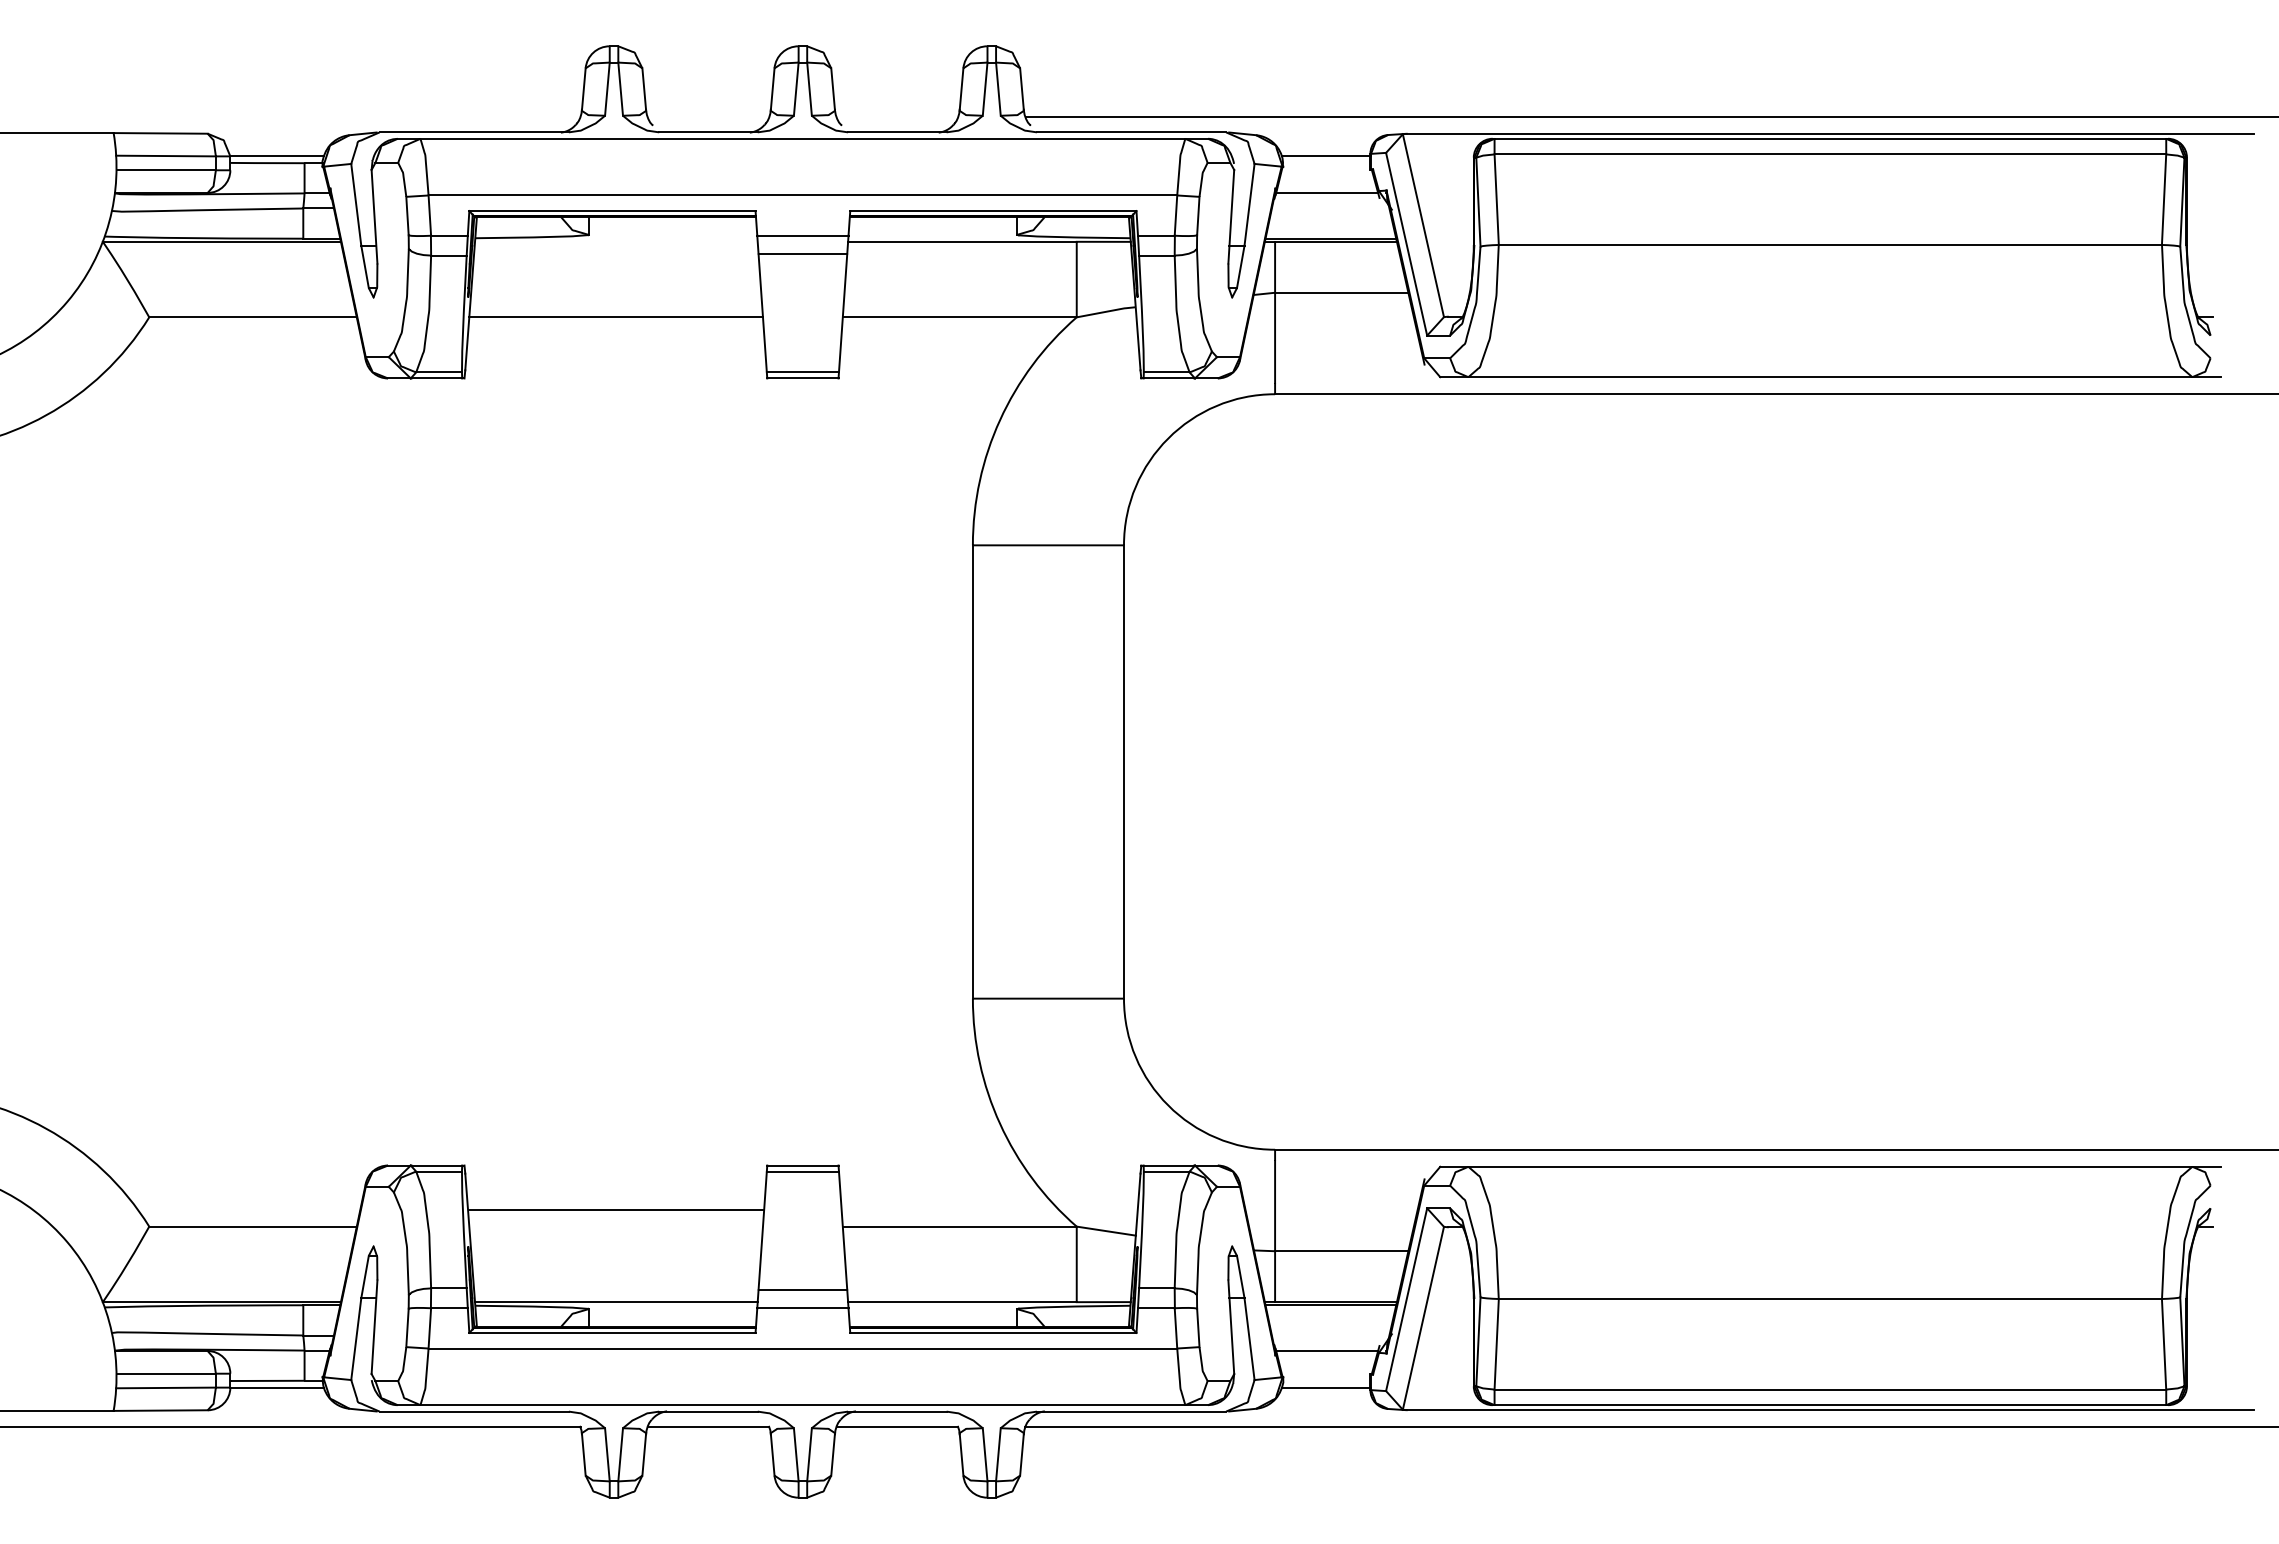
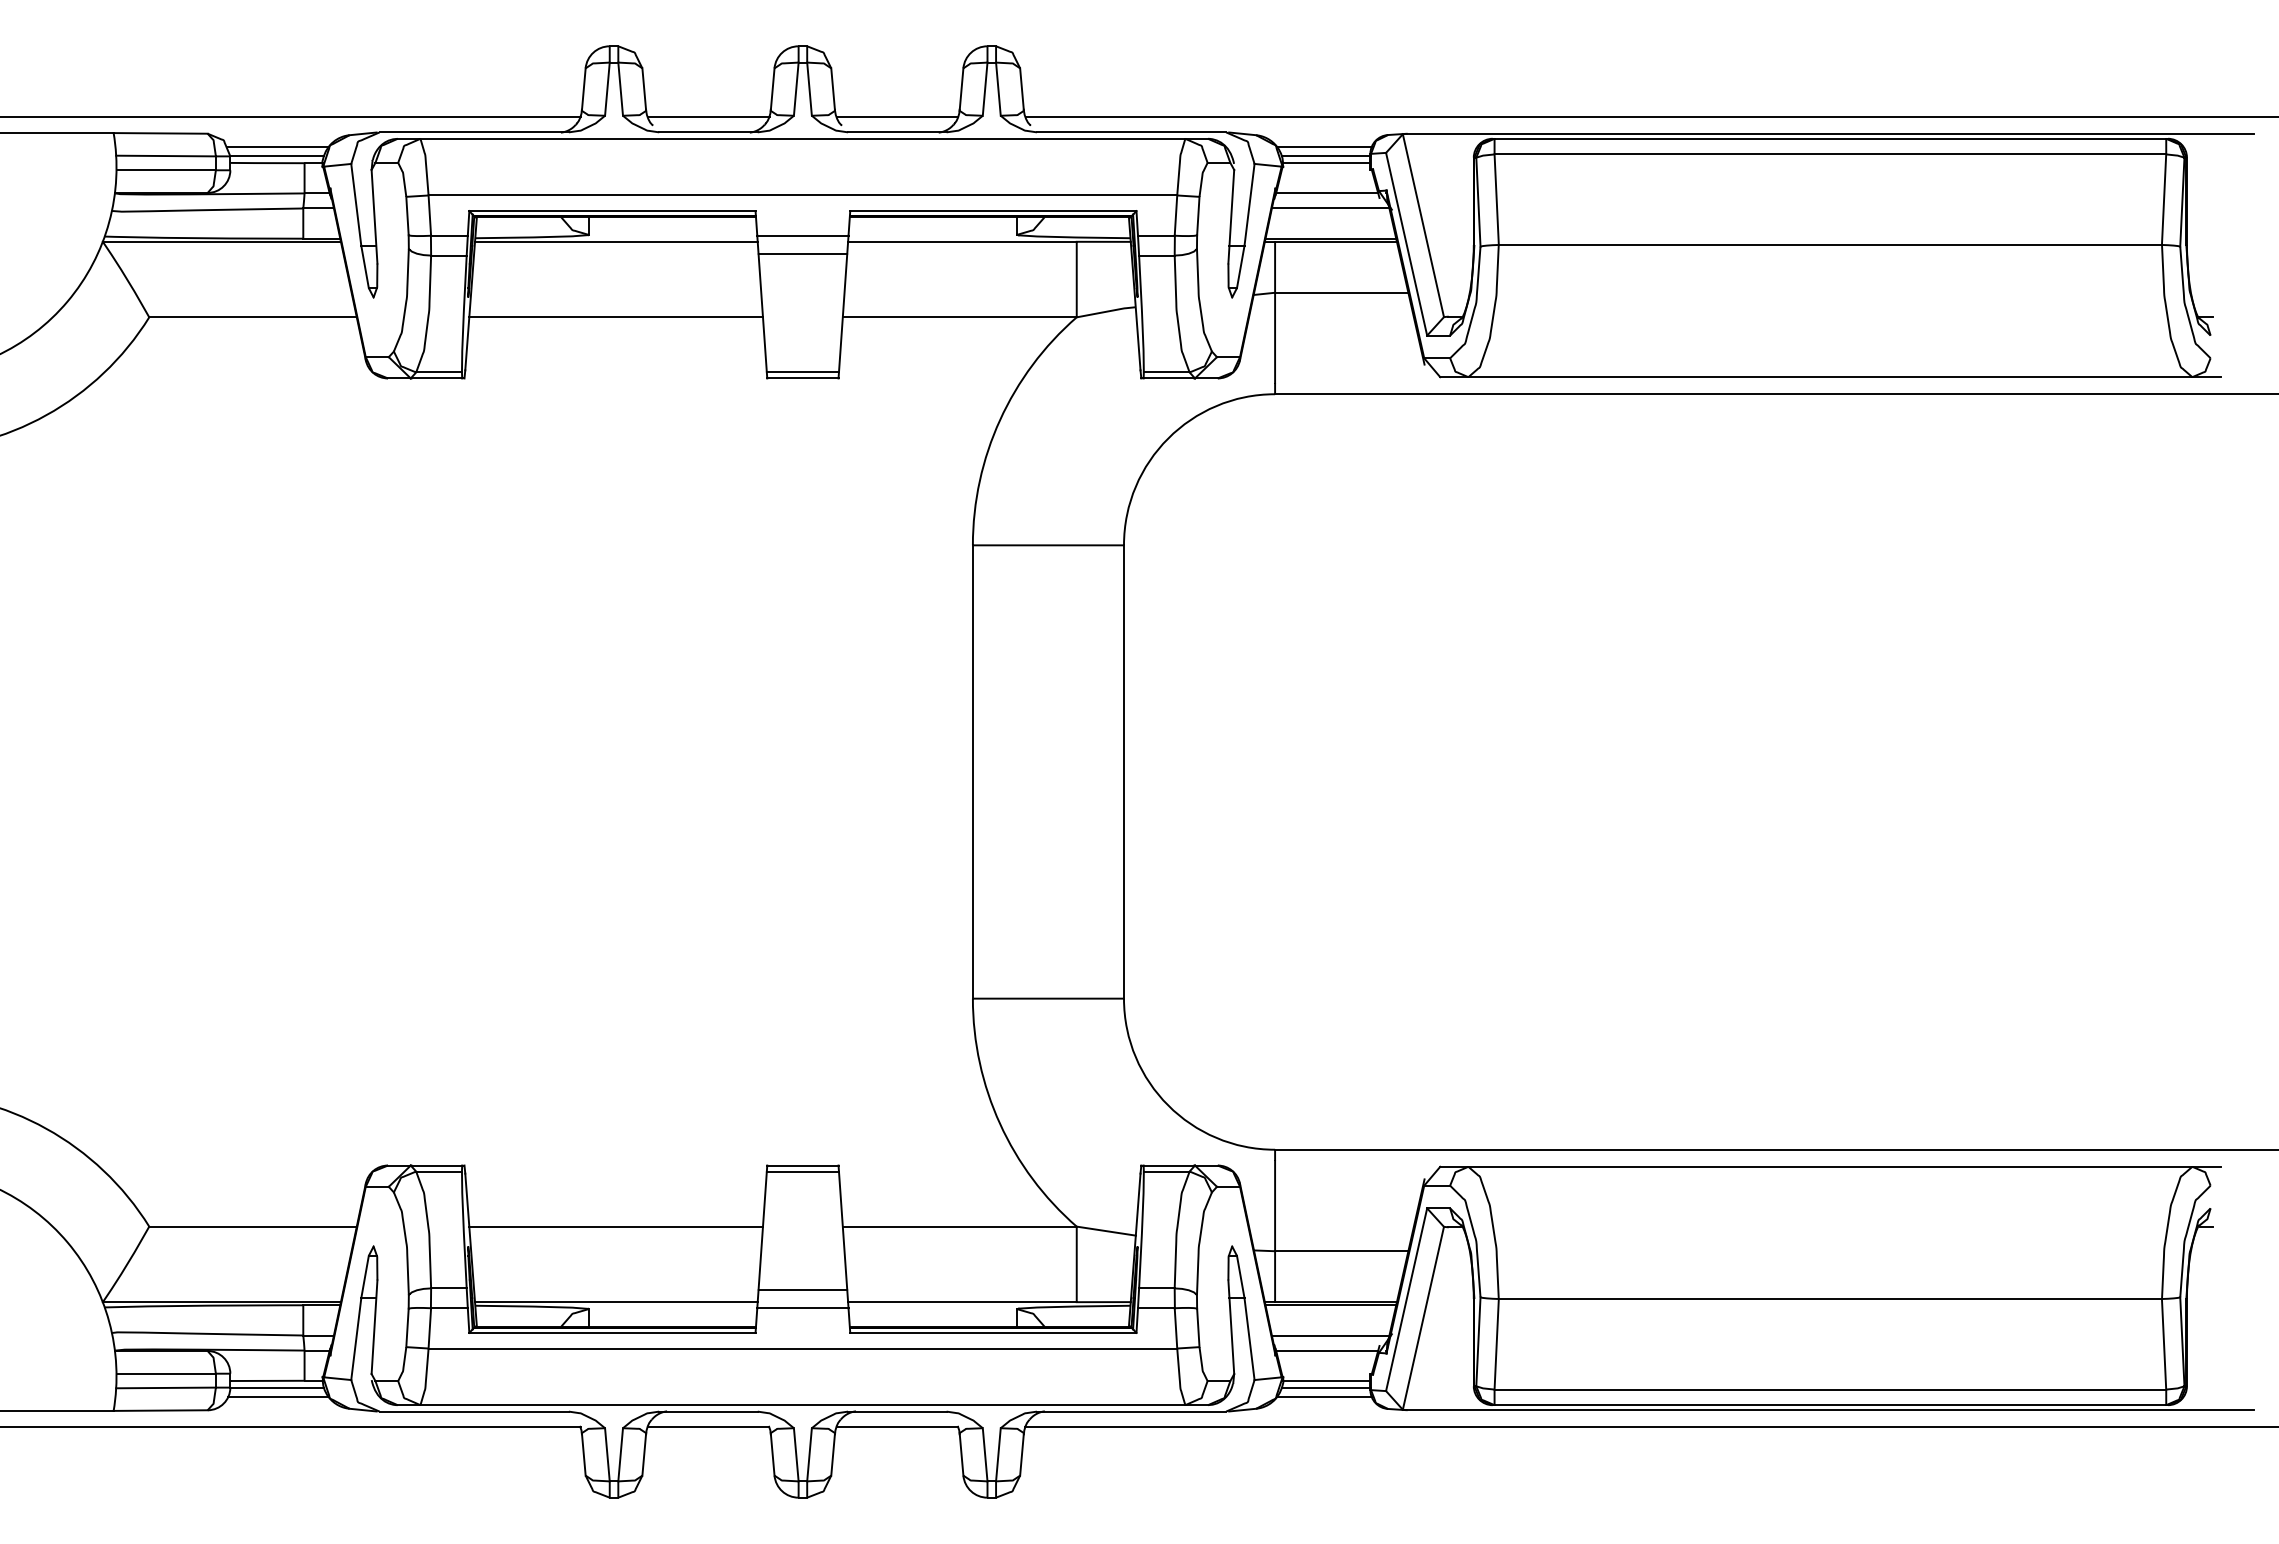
line: none -> present (291, 116)
line: none -> present (708, 116)
line: none -> present (897, 116)
line: none -> present (278, 146)
line: none -> present (1324, 146)
line: none -> present (1326, 163)
line: none -> present (1329, 208)
line: none -> present (616, 241)
line position: (615, 1209) -> (615, 1226) (615, 1226)
line: none -> present (1329, 1335)
line: none -> present (1326, 1380)
line: none -> present (278, 1397)
line: none -> present (1324, 1397)
